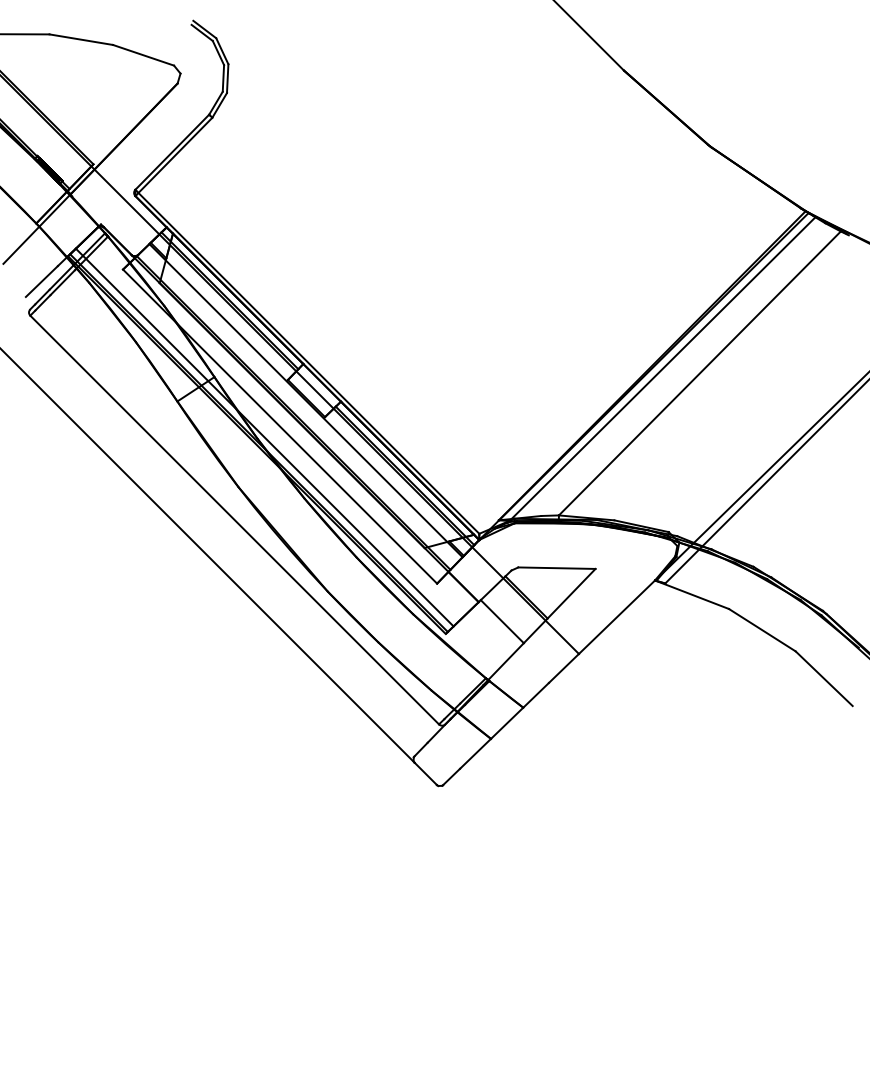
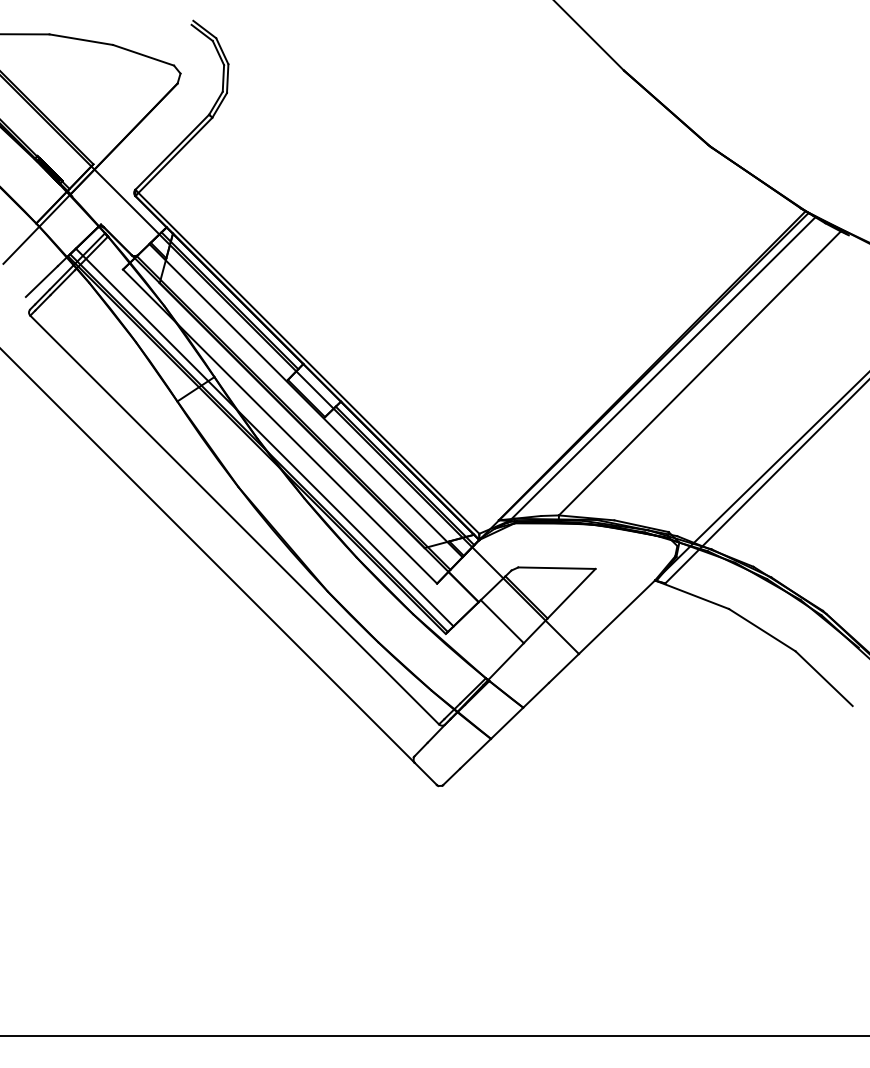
line: none -> present (434, 1035)
